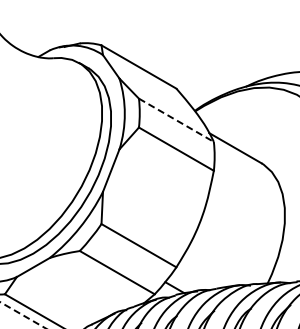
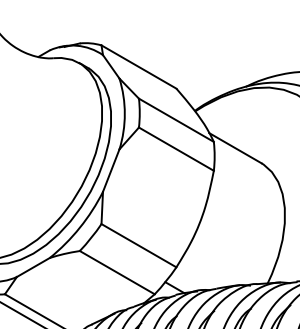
line: dashed -> solid (176, 120)
line: dashed -> solid (22, 315)
